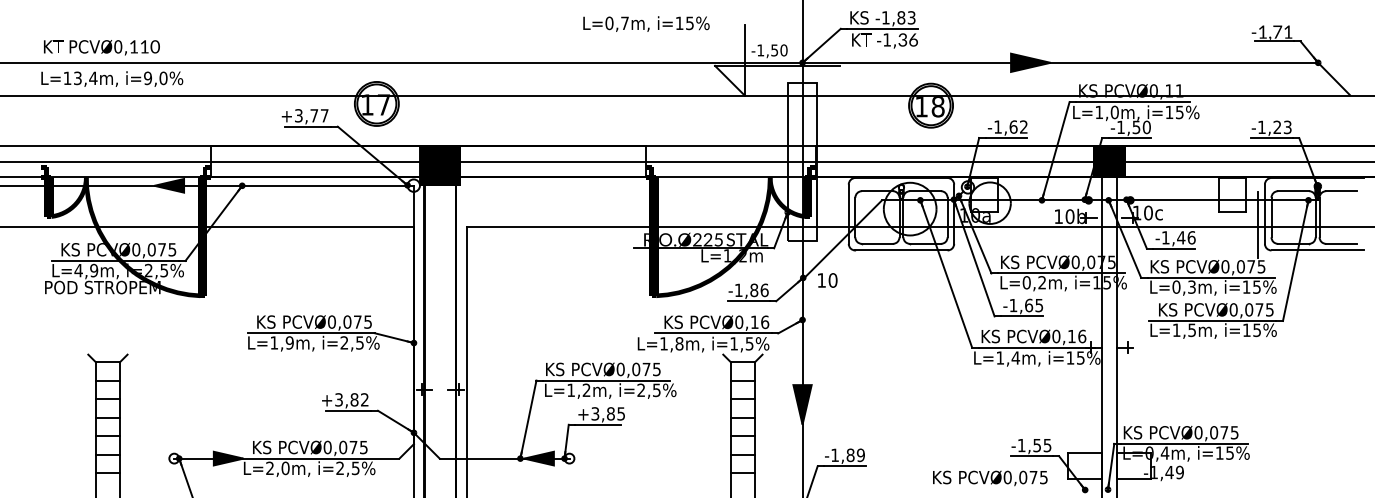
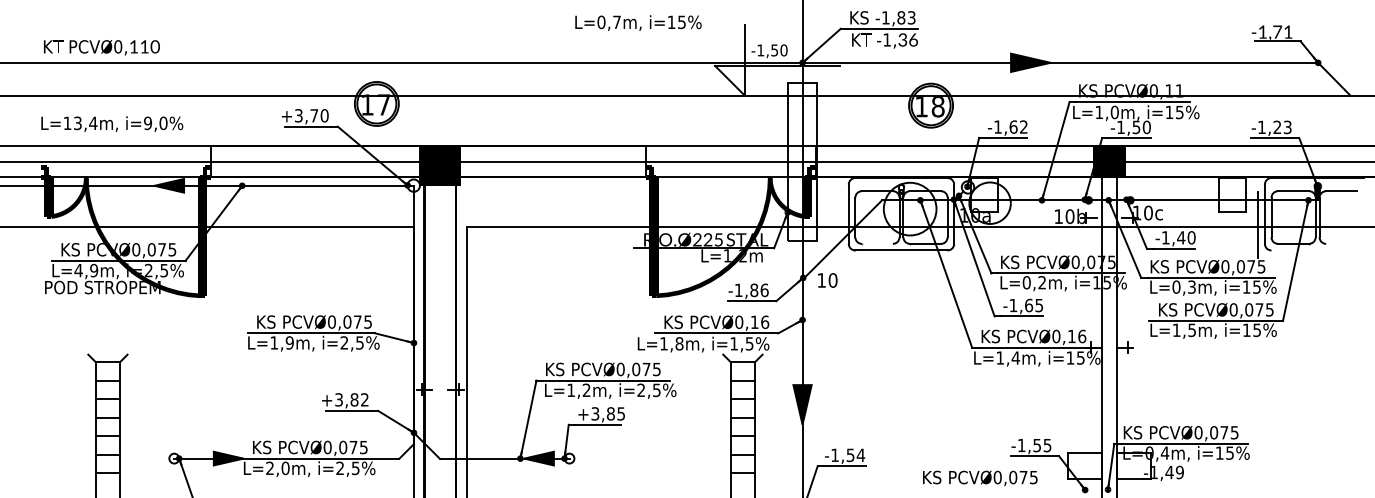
text position: (646, 23) -> (638, 22) (638, 22)
text position: (112, 78) -> (112, 123) (112, 123)
text: +3,77 -> +3,70 (324, 115)
text: -1,46 -> -1,40 (1191, 237)
line: present -> none (876, 243)
line: present -> none (1341, 243)
line: present -> none (1317, 250)
text: -1,89 -> -1,54 (855, 455)
text position: (990, 478) -> (980, 478) (980, 478)
